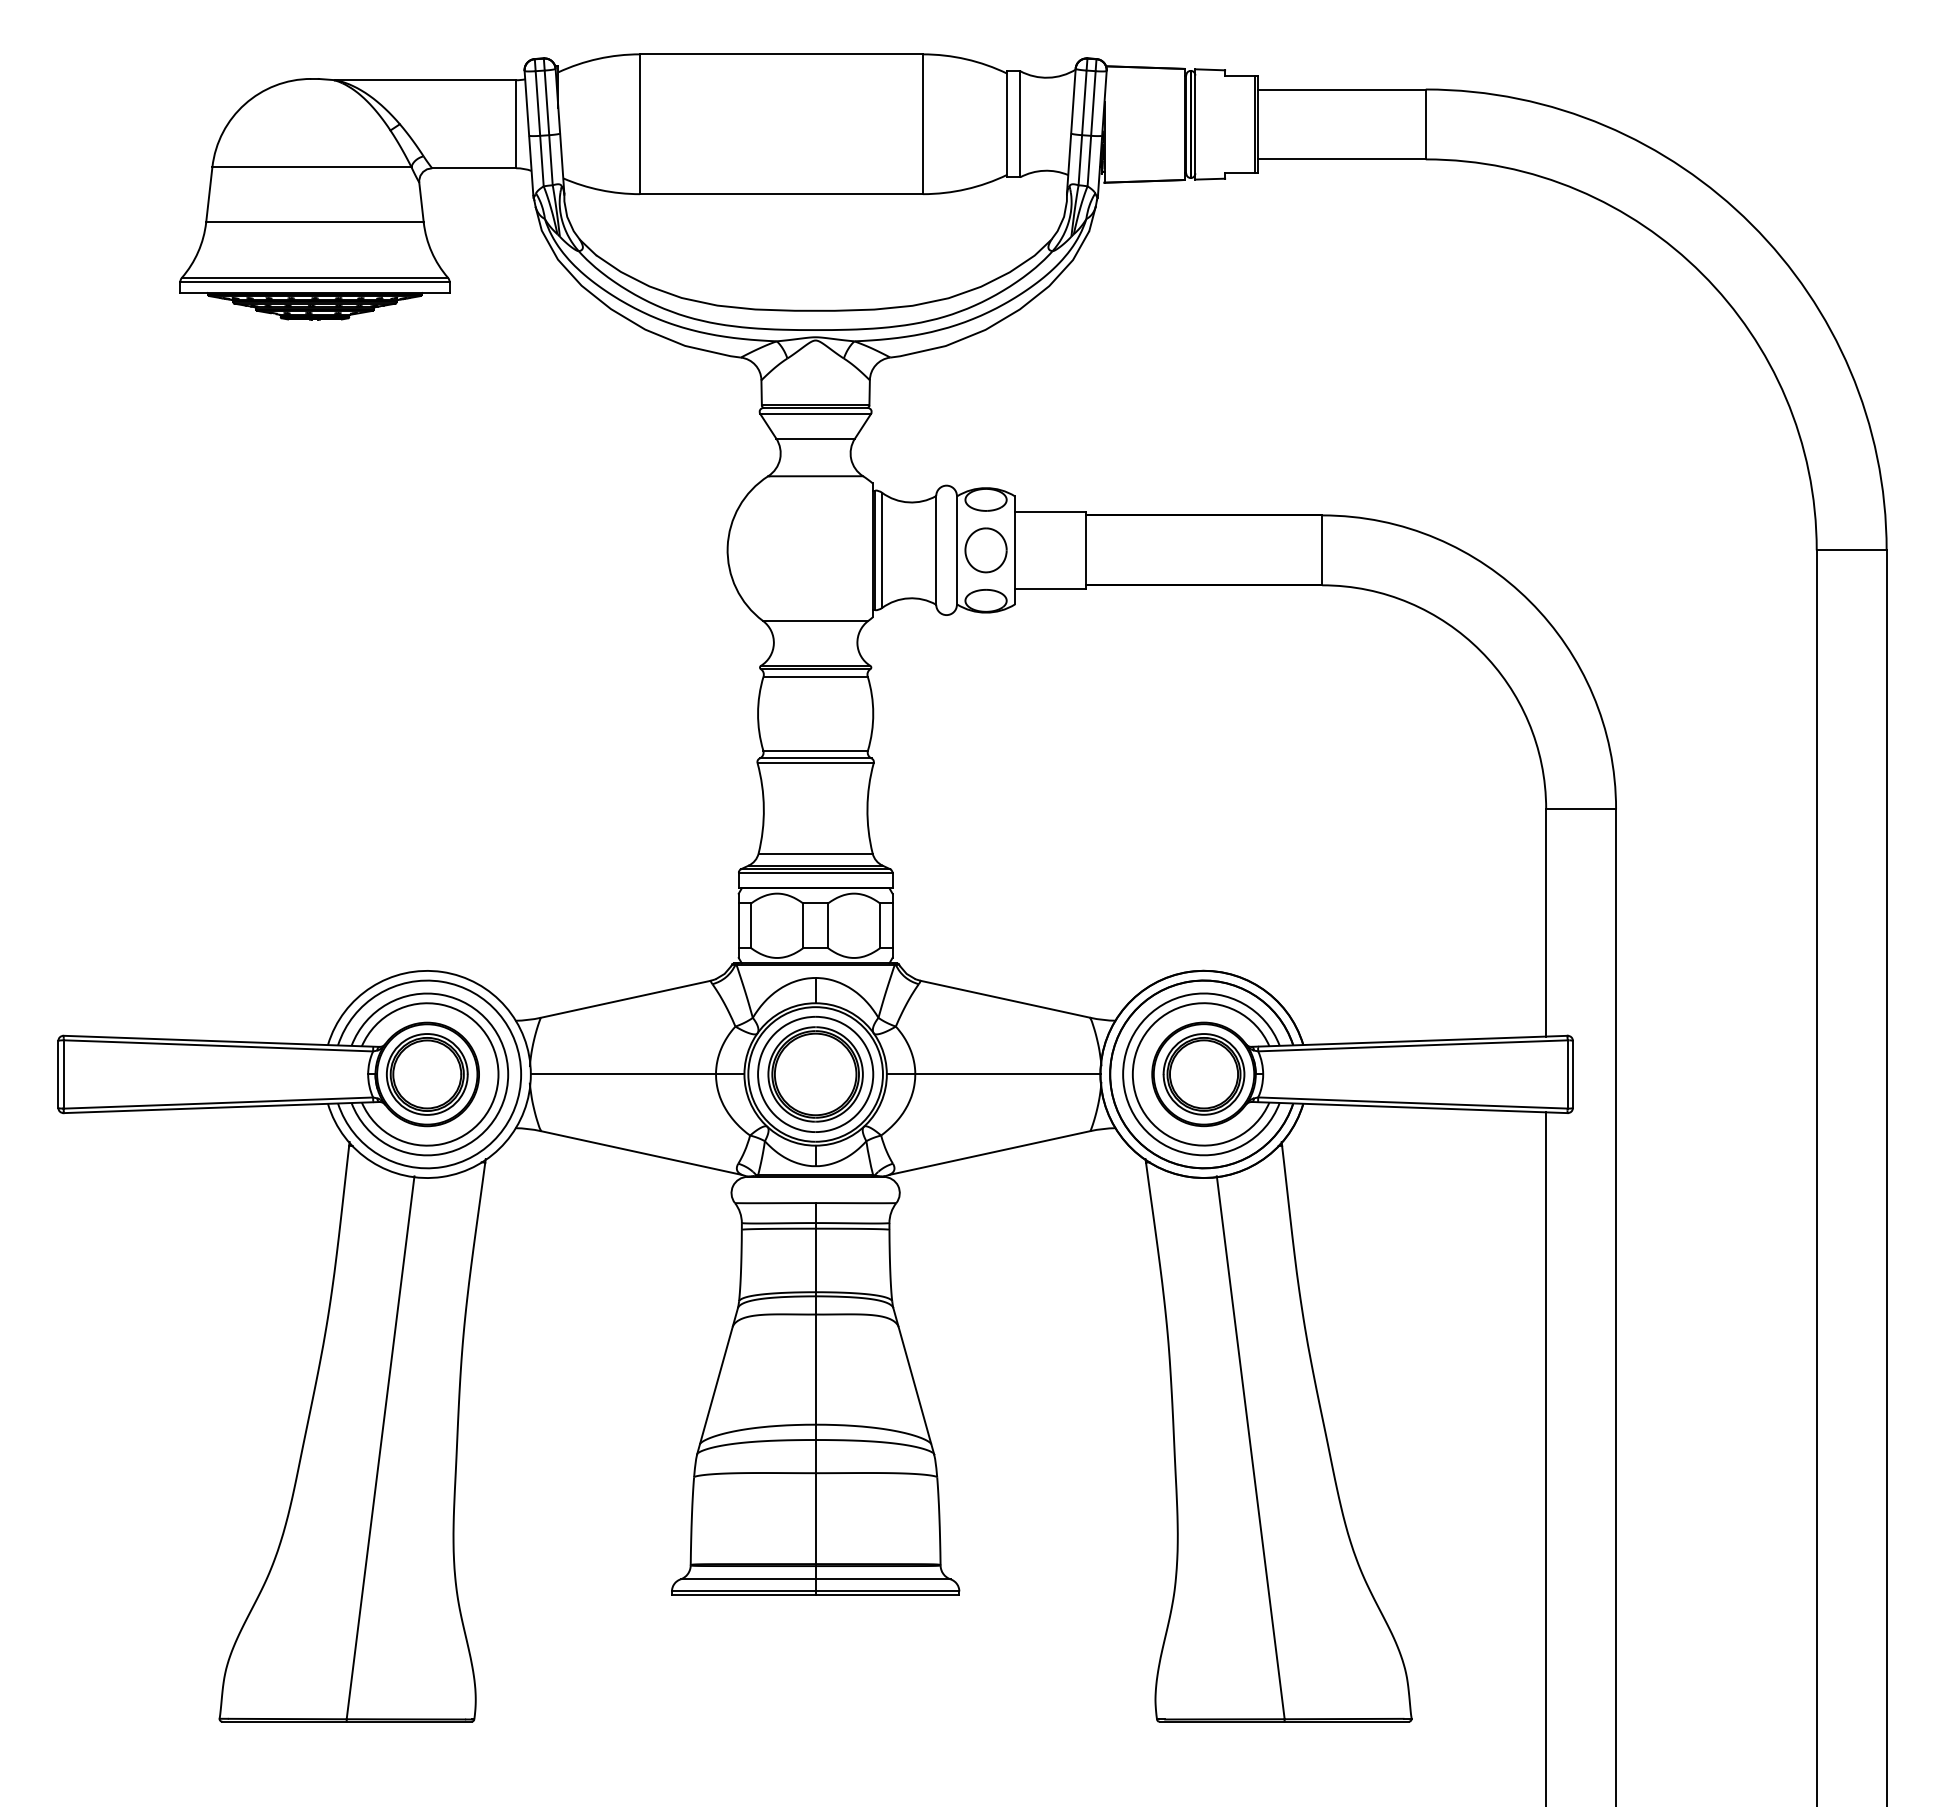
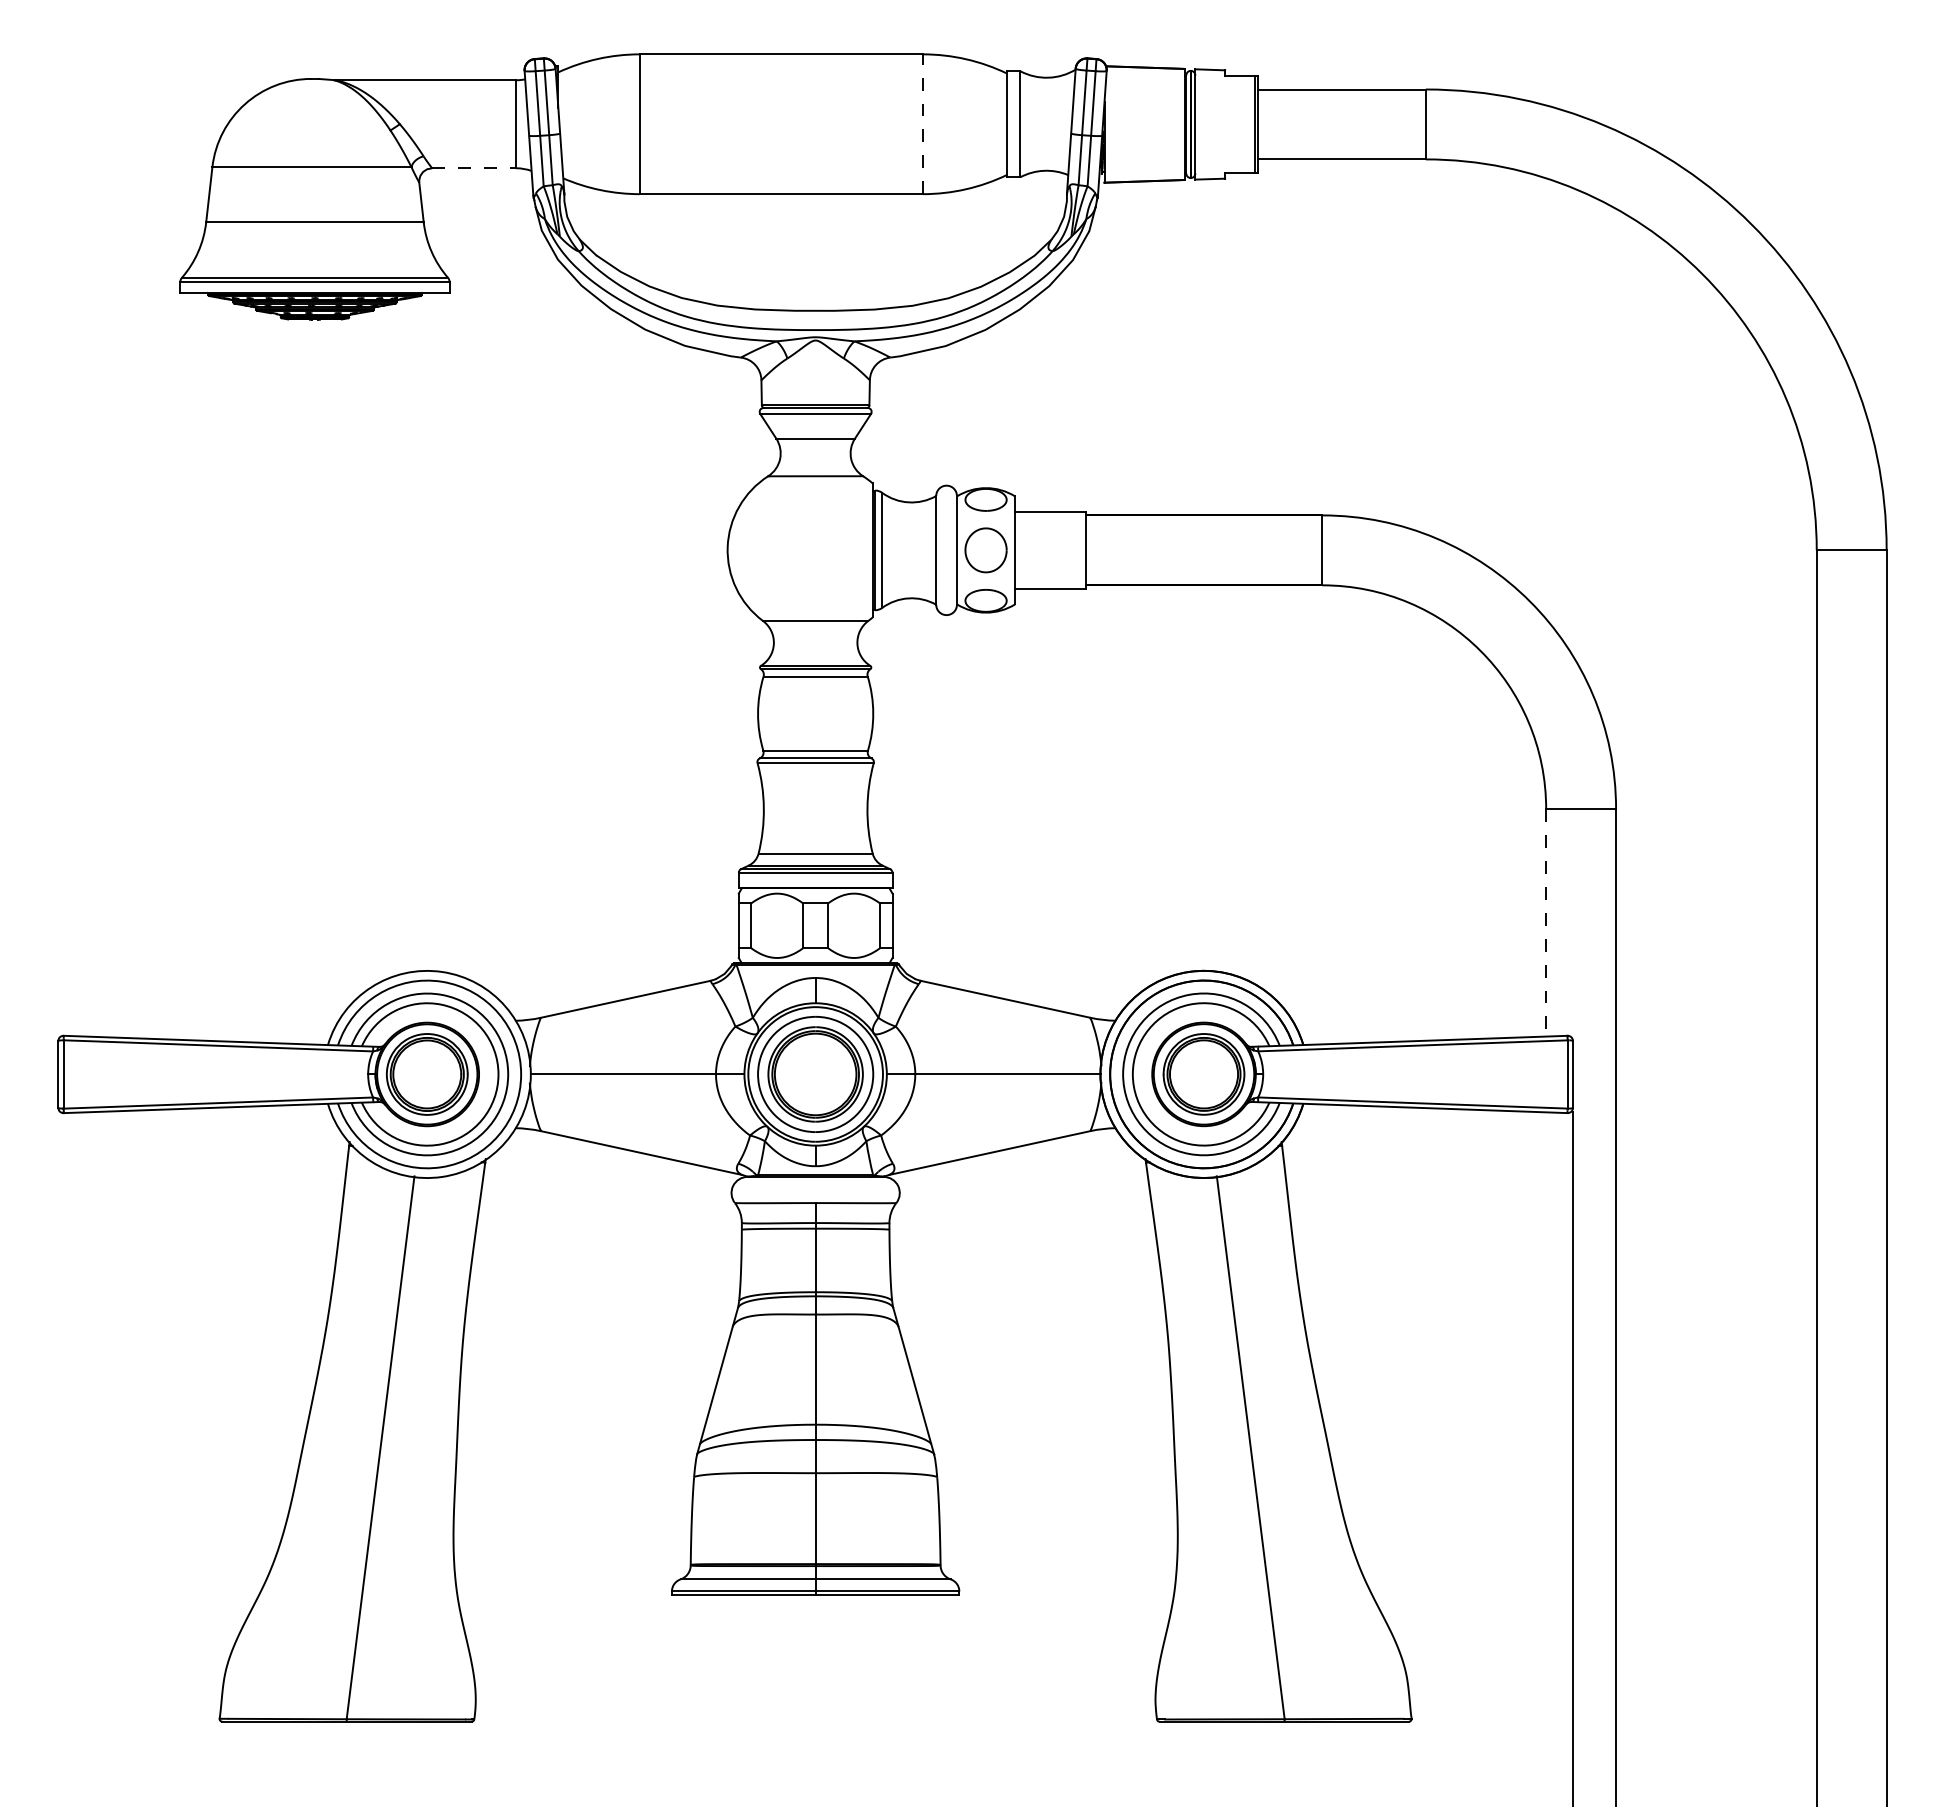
line: solid -> dashed (922, 124)
line: solid -> dashed (474, 168)
line: solid -> dashed (1546, 922)
line position: (1546, 1457) -> (1573, 1457) (1573, 1457)
